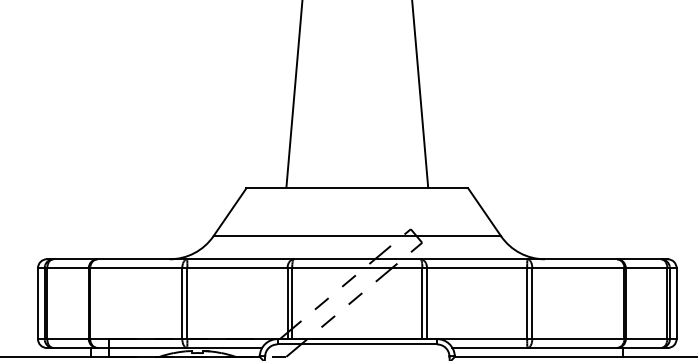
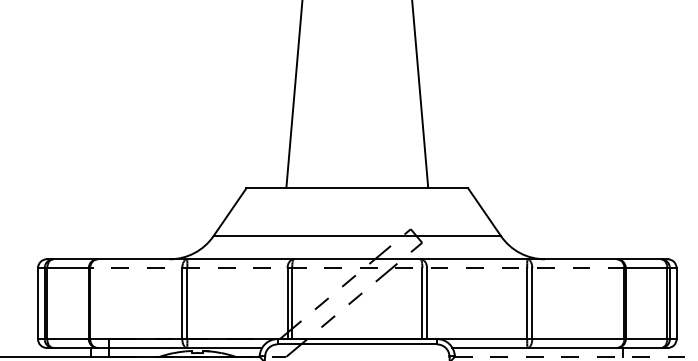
line: solid -> dashed (357, 268)
line: solid -> dashed (576, 356)
